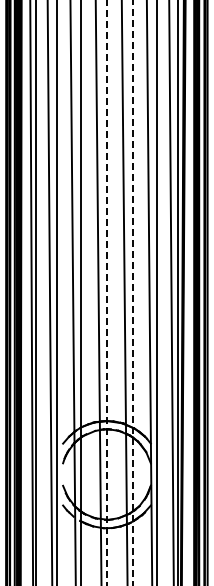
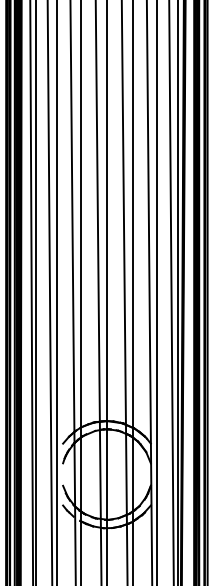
line: dashed -> solid (107, 293)
line: dashed -> solid (133, 293)
